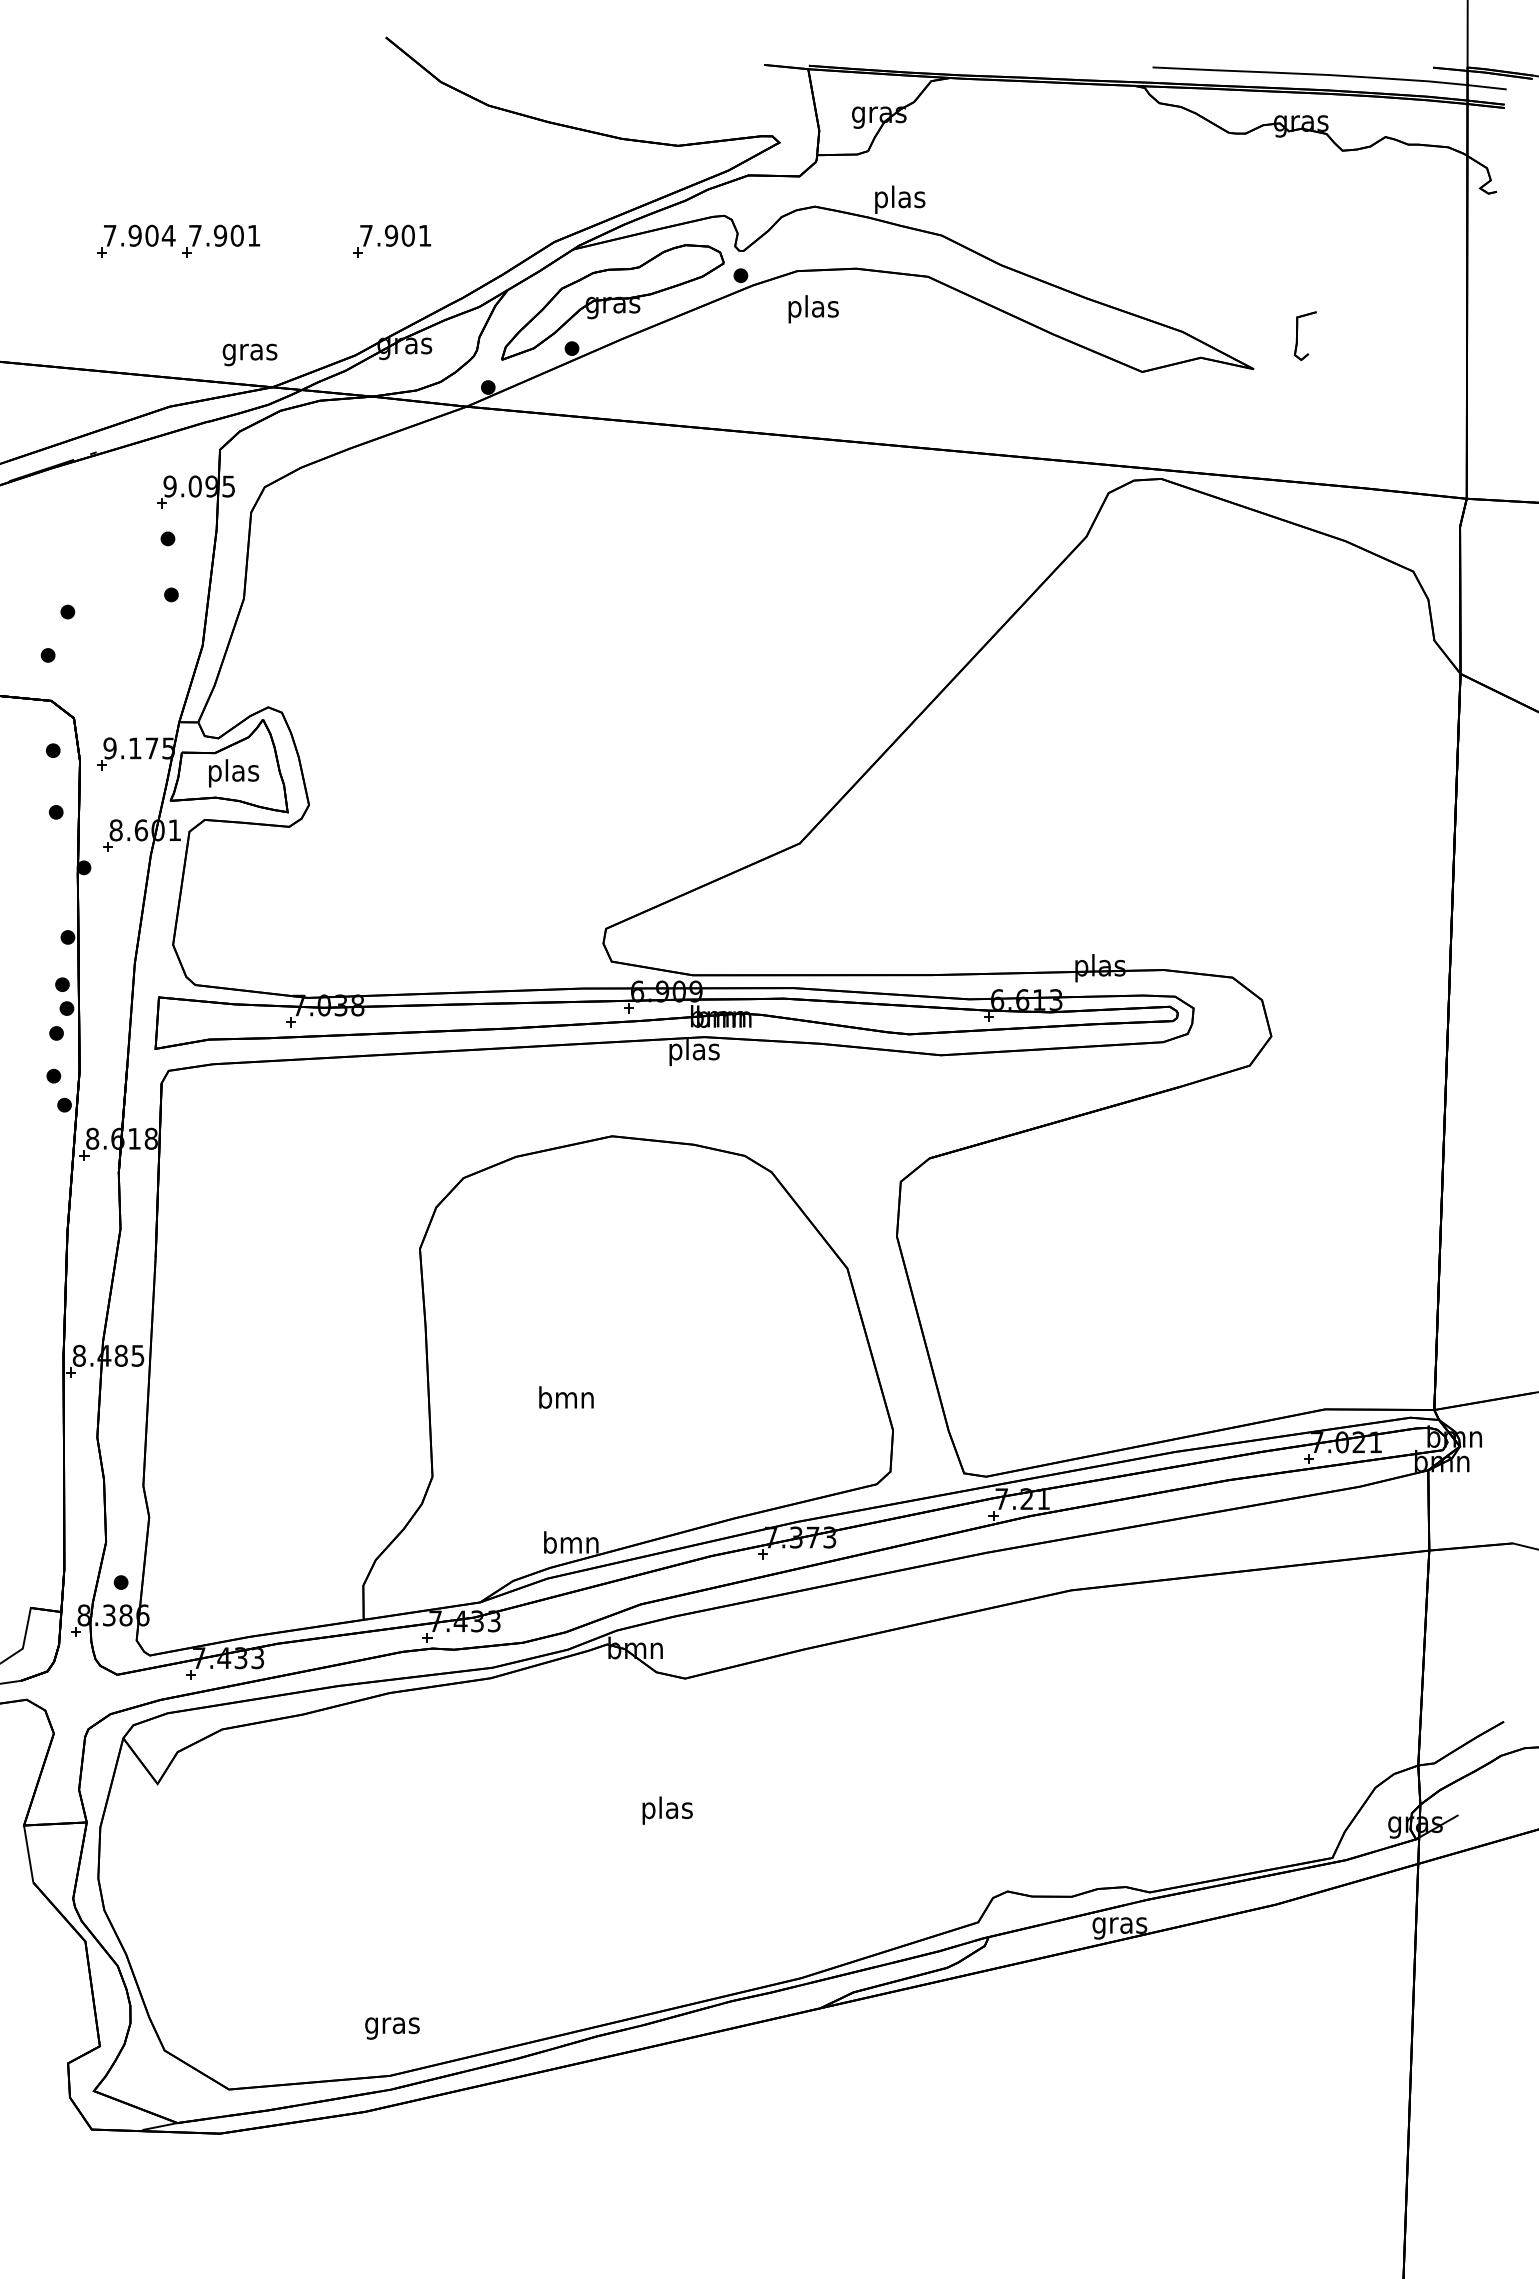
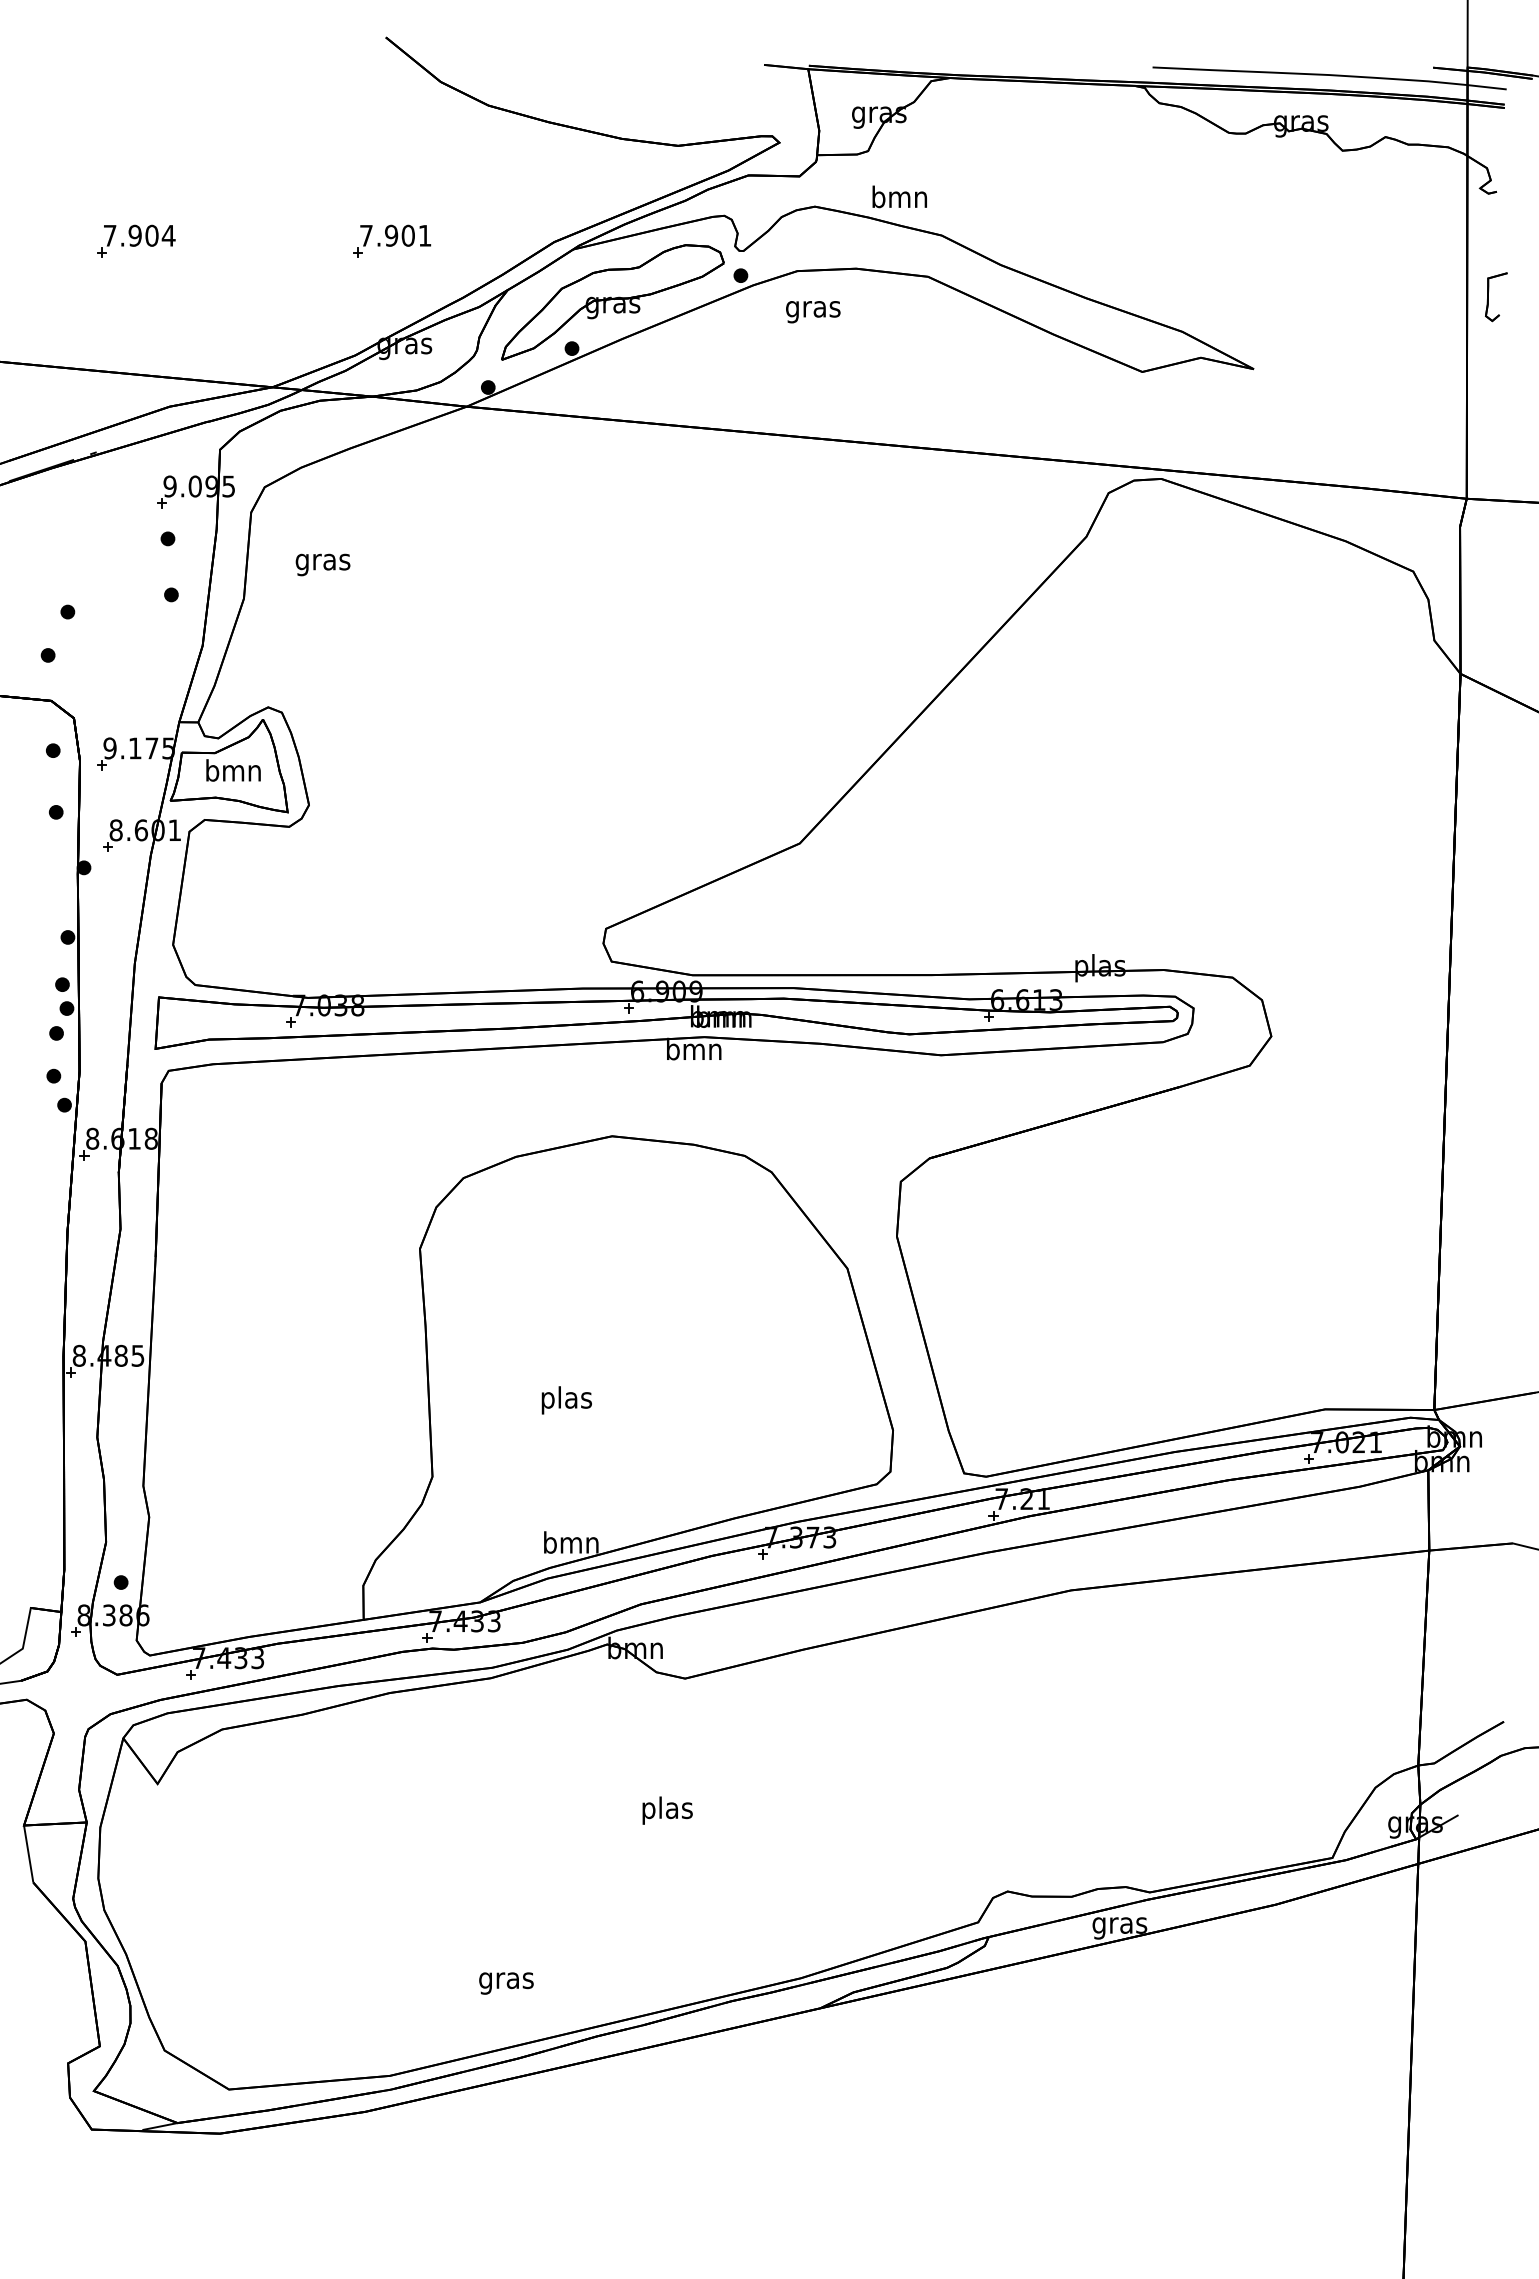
text: plas -> bmn (899, 199)
part: present -> none (221, 240)
text: plas -> gras (813, 309)
part position: (1297, 336) -> (1488, 297) (1488, 297)
text position: (249, 354) -> (322, 564) (322, 564)
text: plas -> bmn (233, 773)
text: plas -> bmn (694, 1051)
text: bmn -> plas (566, 1400)
text position: (392, 2028) -> (506, 1983) (506, 1983)
